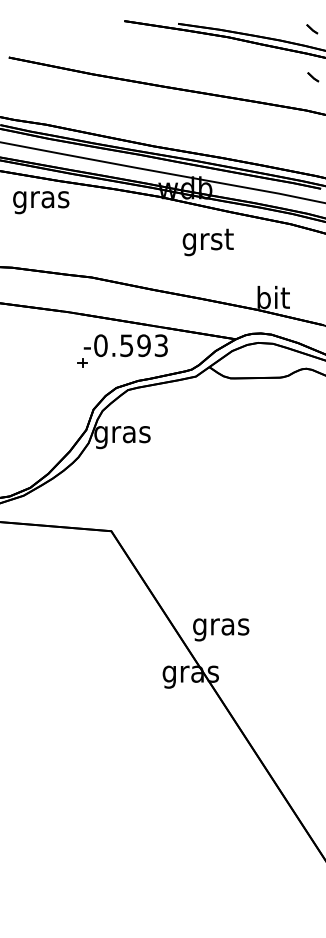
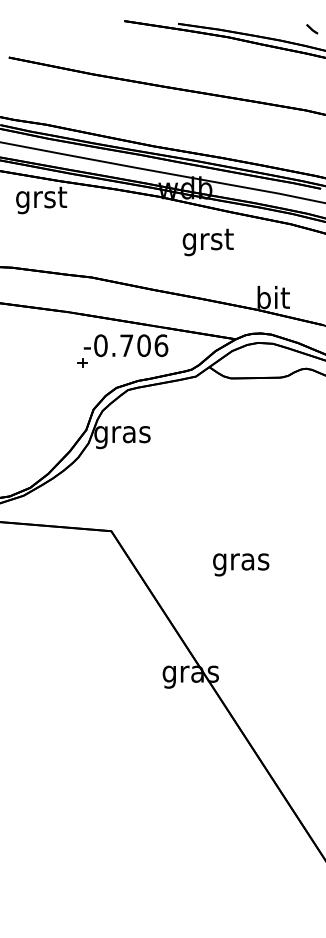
part: present -> none (313, 77)
text: gras -> grst (41, 200)
text: -0.593 -> -0.706 (144, 345)
text position: (221, 629) -> (241, 564) (241, 564)
